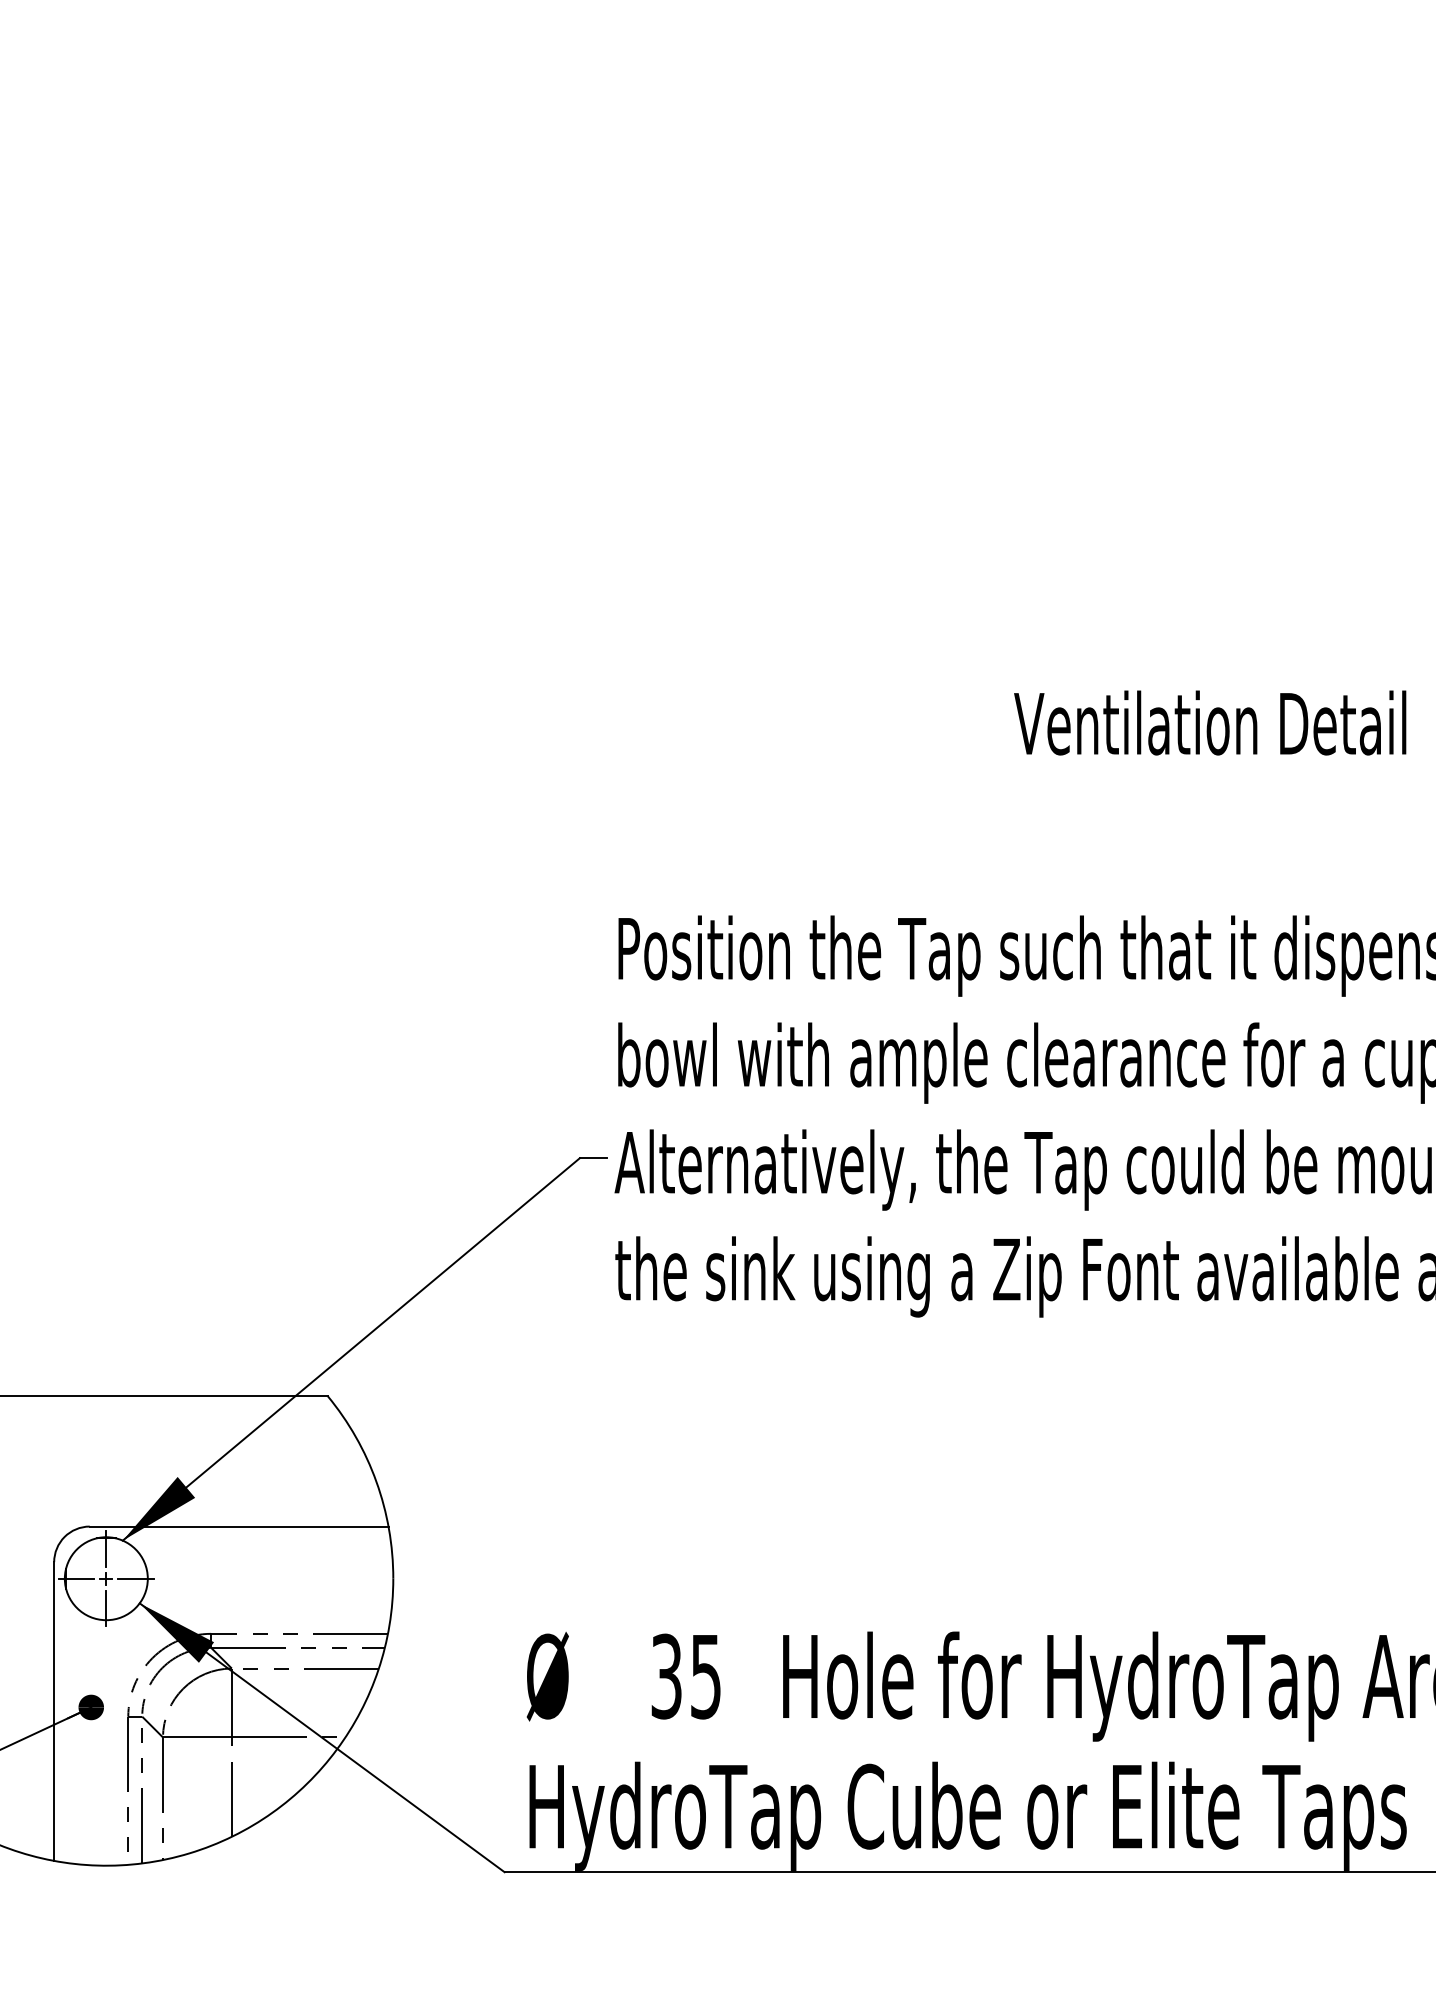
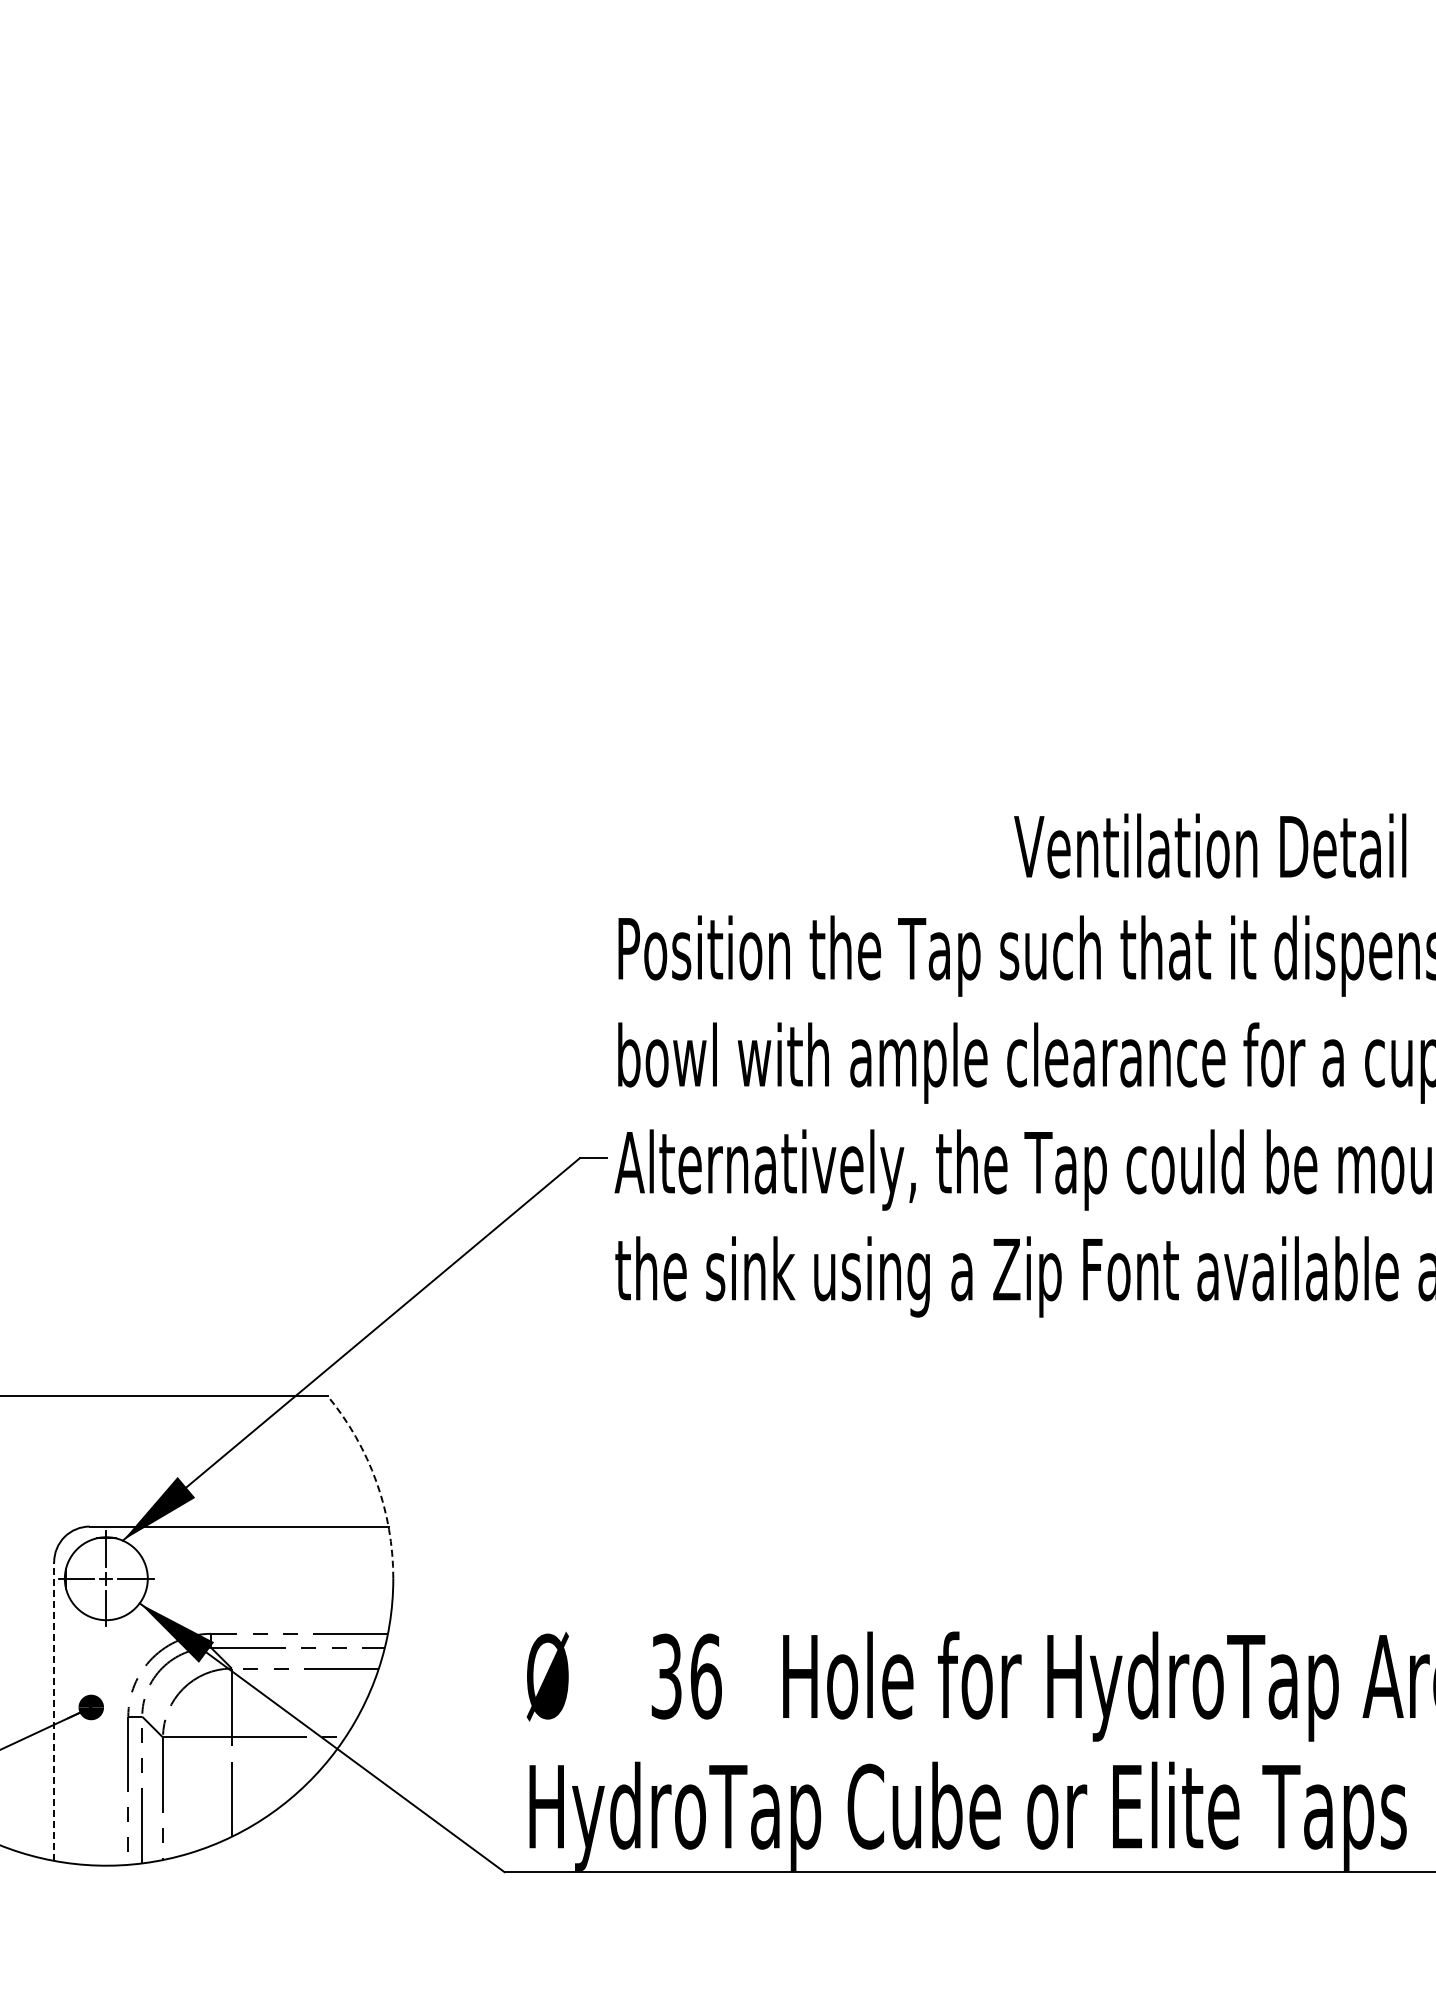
text position: (1210, 722) -> (1210, 845) (1210, 845)
arc: solid -> dashed (376, 1481)
text: 35 -> 36 (705, 1676)
line: solid -> dashed (54, 1711)
